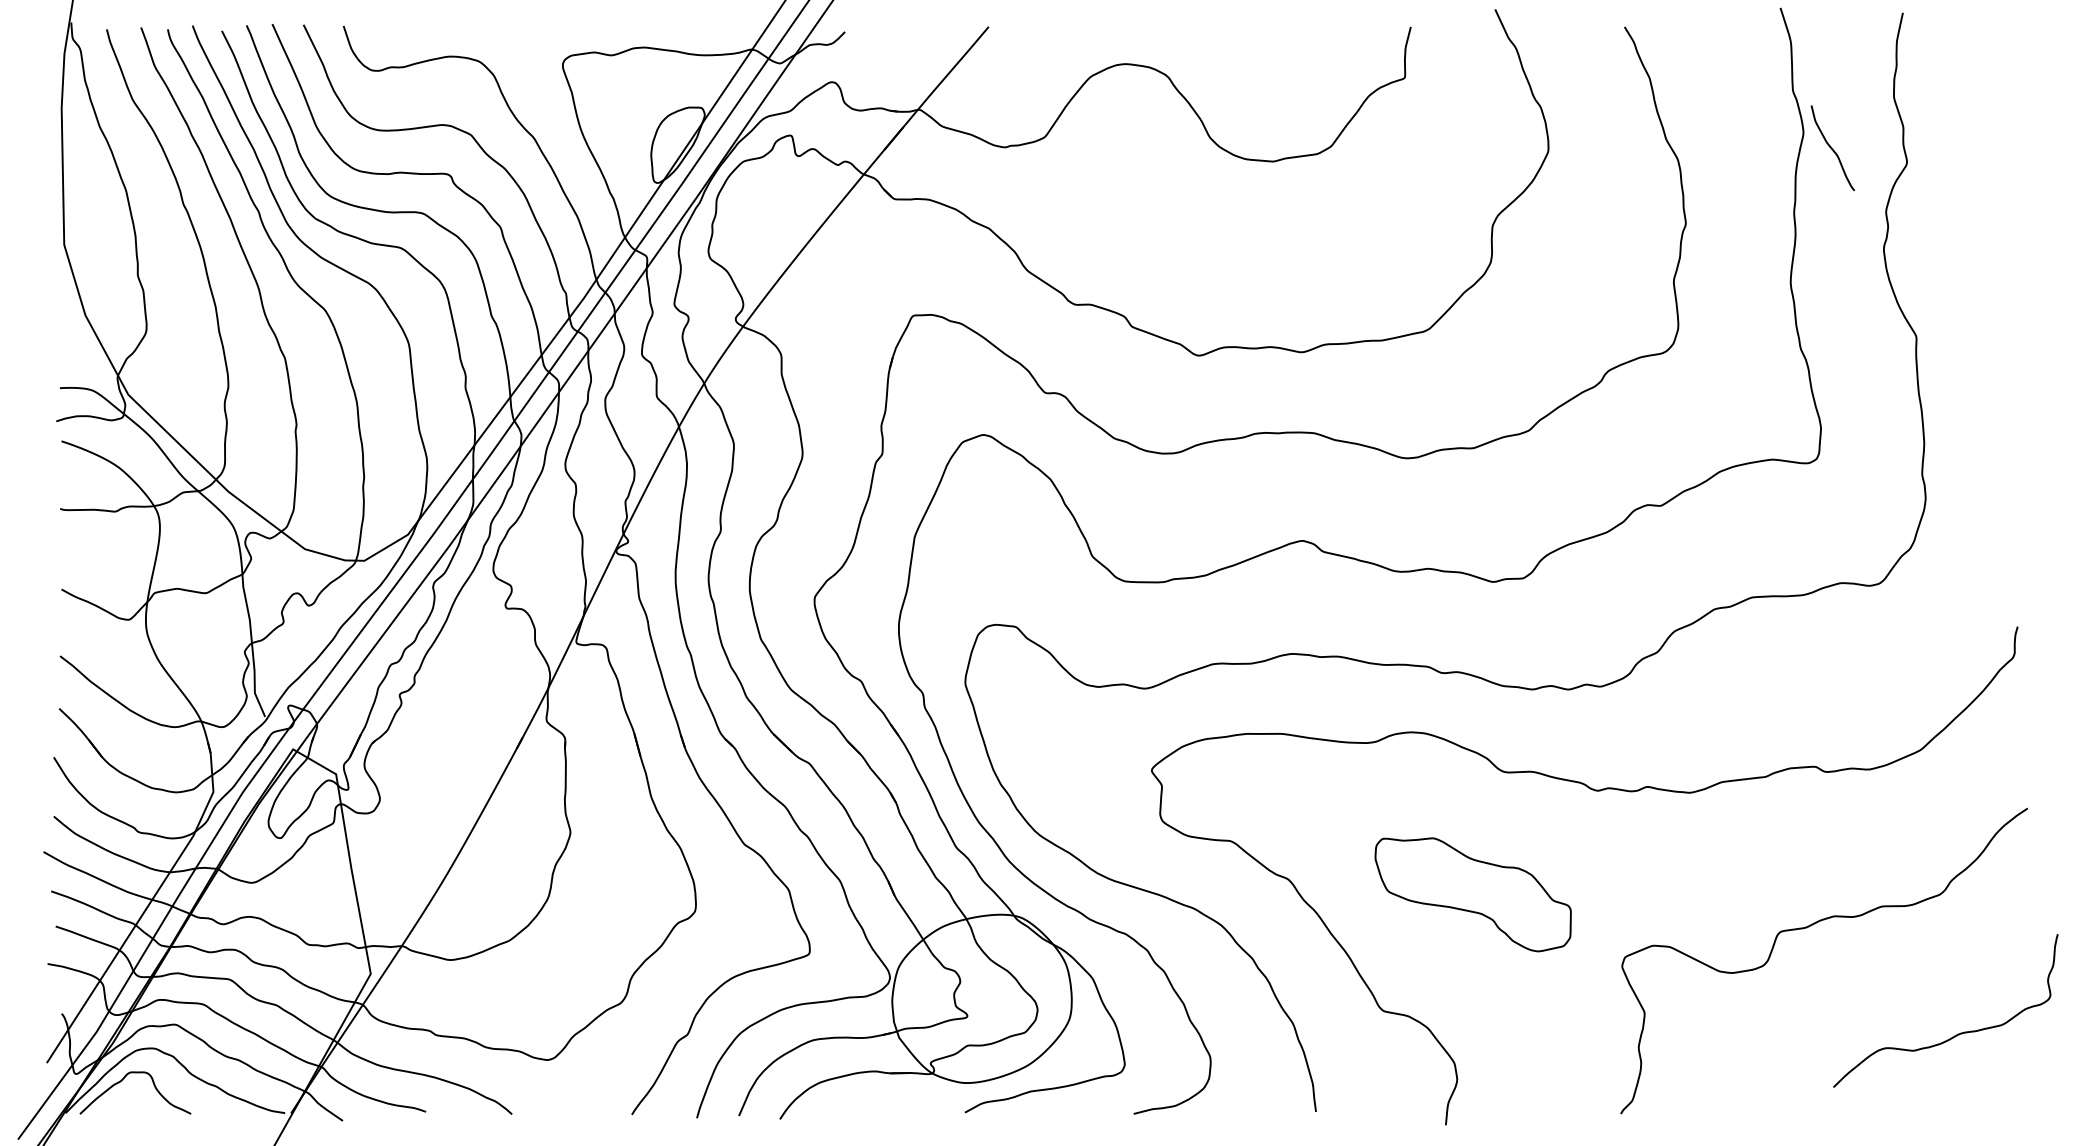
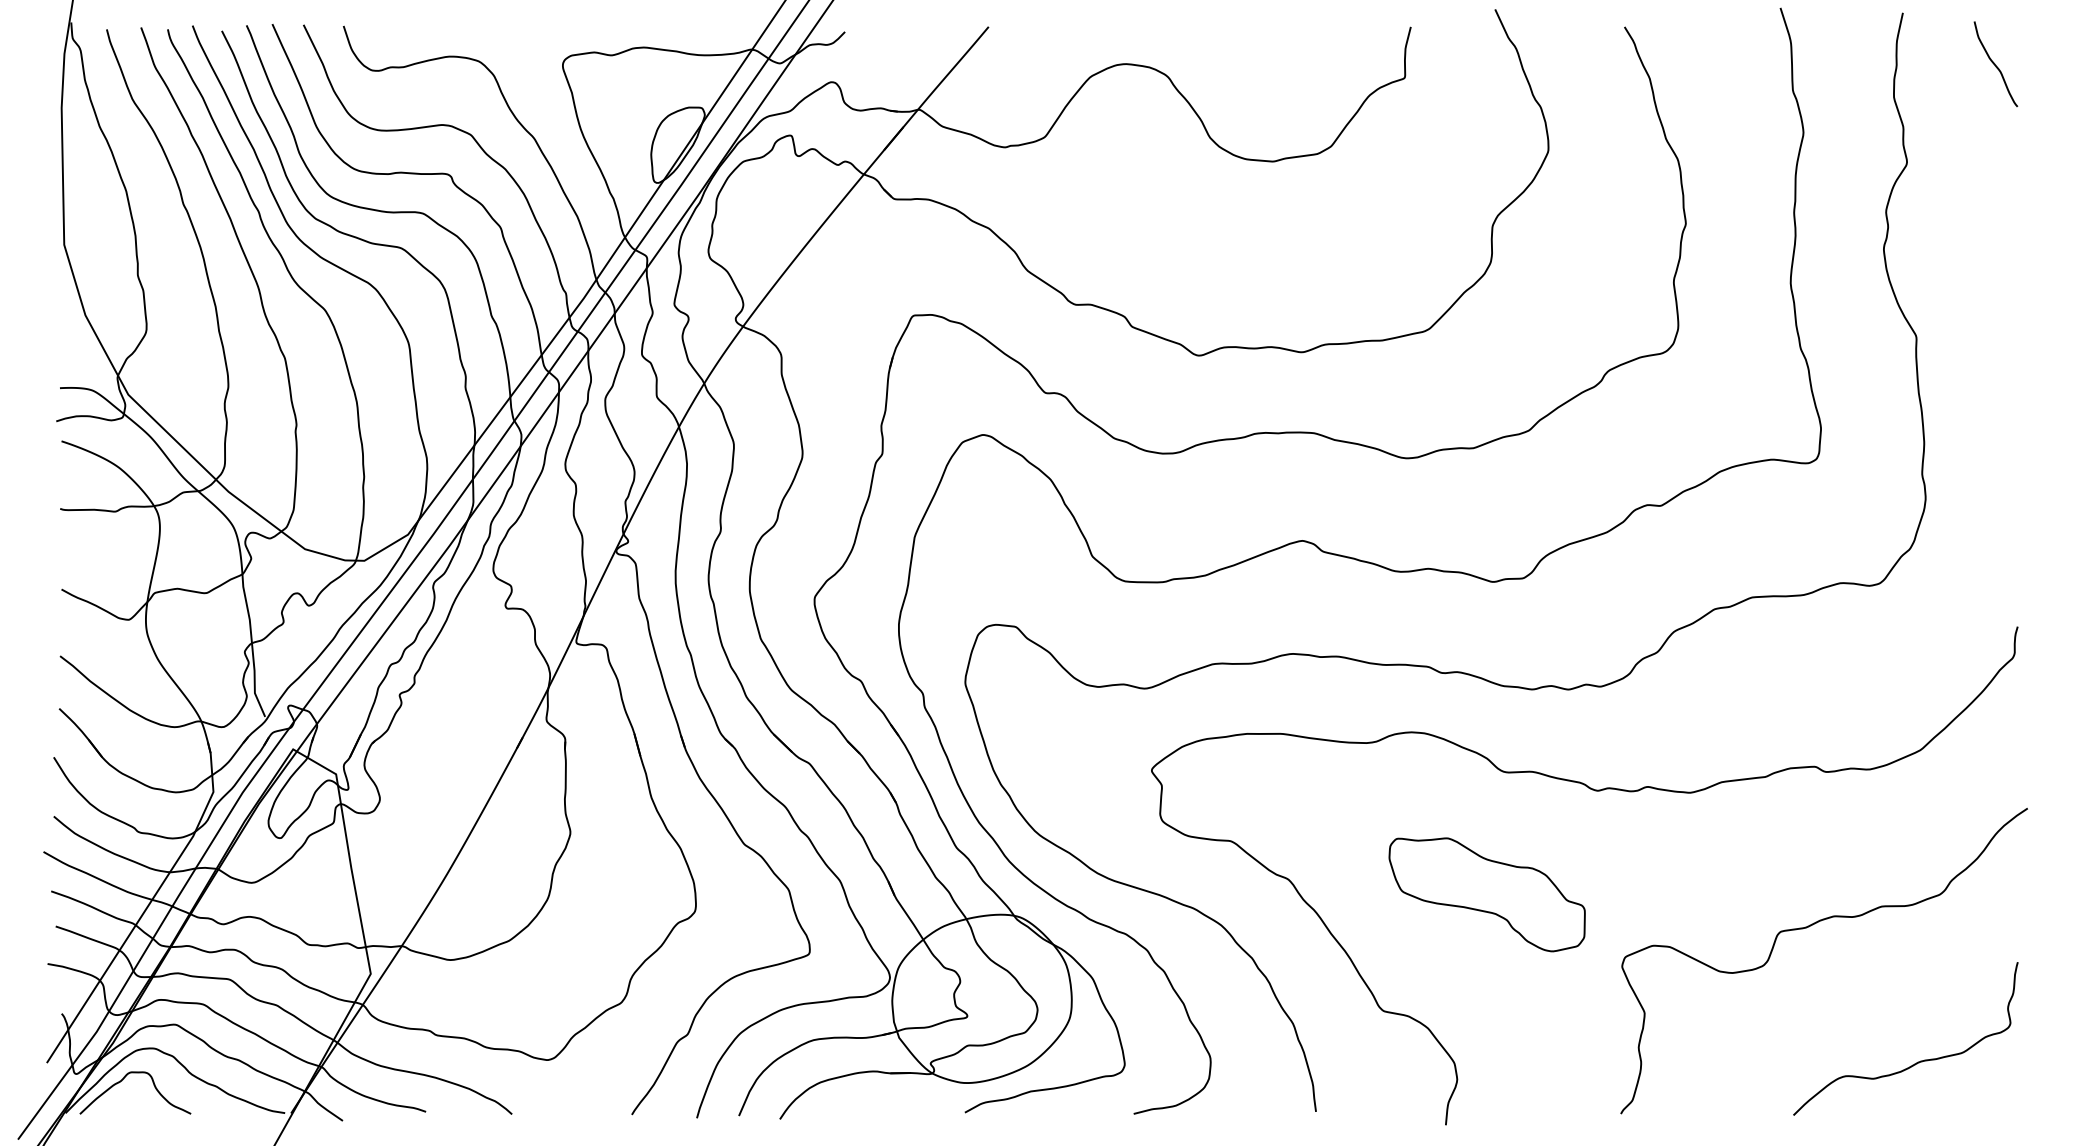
curve position: (1832, 147) -> (1995, 63) (1995, 63)
part position: (1472, 894) -> (1486, 894) (1486, 894)
curve position: (1956, 1034) -> (1916, 1062) (1916, 1062)
